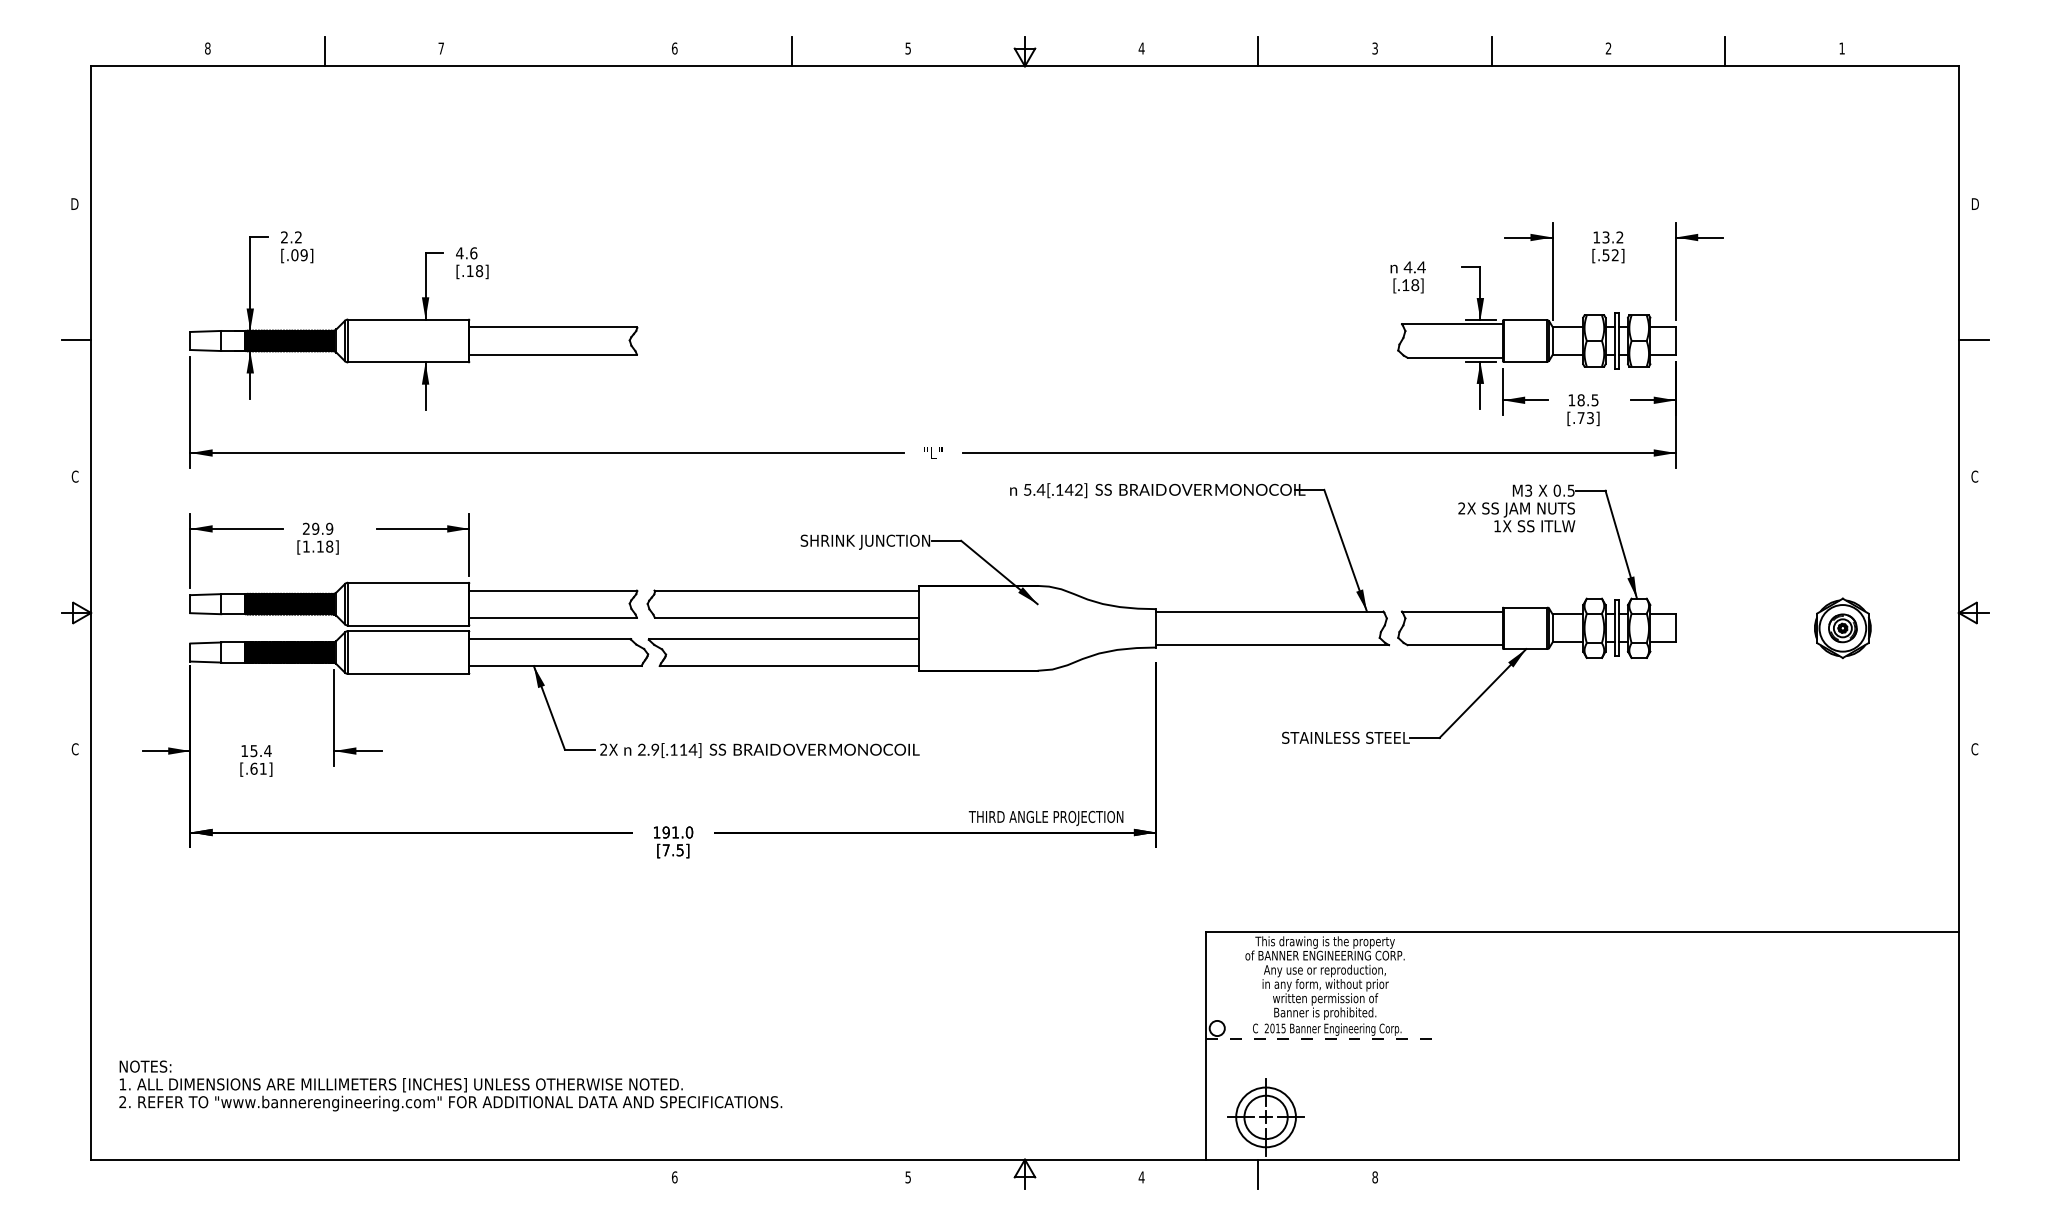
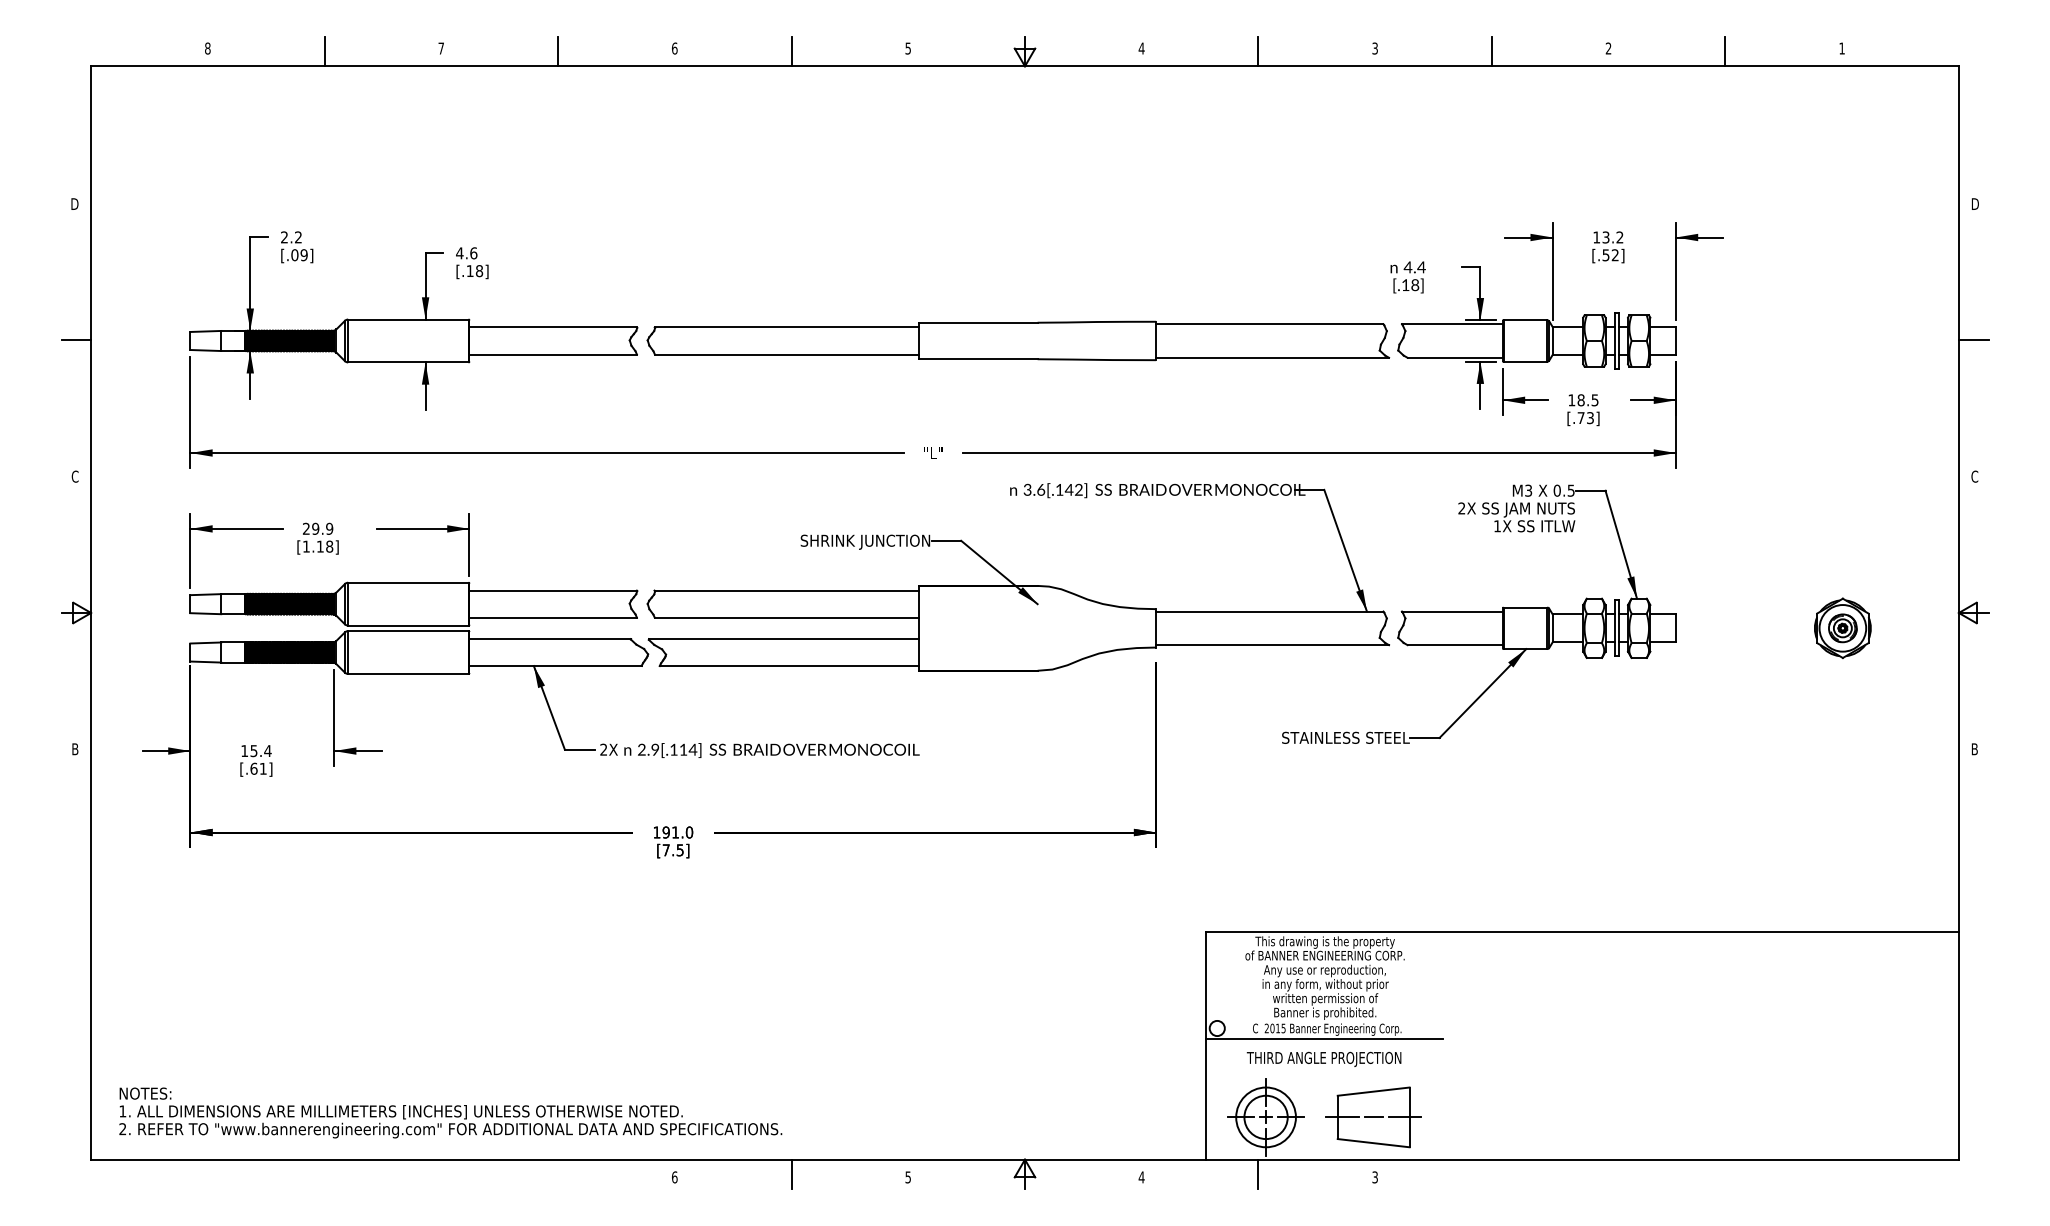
line: none -> present (558, 51)
part: none -> present (1018, 340)
text: 5.4[.142] -> 3.6[.142] (1034, 489)
text: C -> B (74, 749)
text: C -> B (1974, 749)
text position: (1045, 817) -> (1323, 1058) (1323, 1058)
line: dashed -> solid (1324, 1038)
text position: (450, 1085) -> (450, 1112) (450, 1112)
part: none -> present (1373, 1117)
line: none -> present (791, 1174)
text: 8 -> 3 (1374, 1177)
